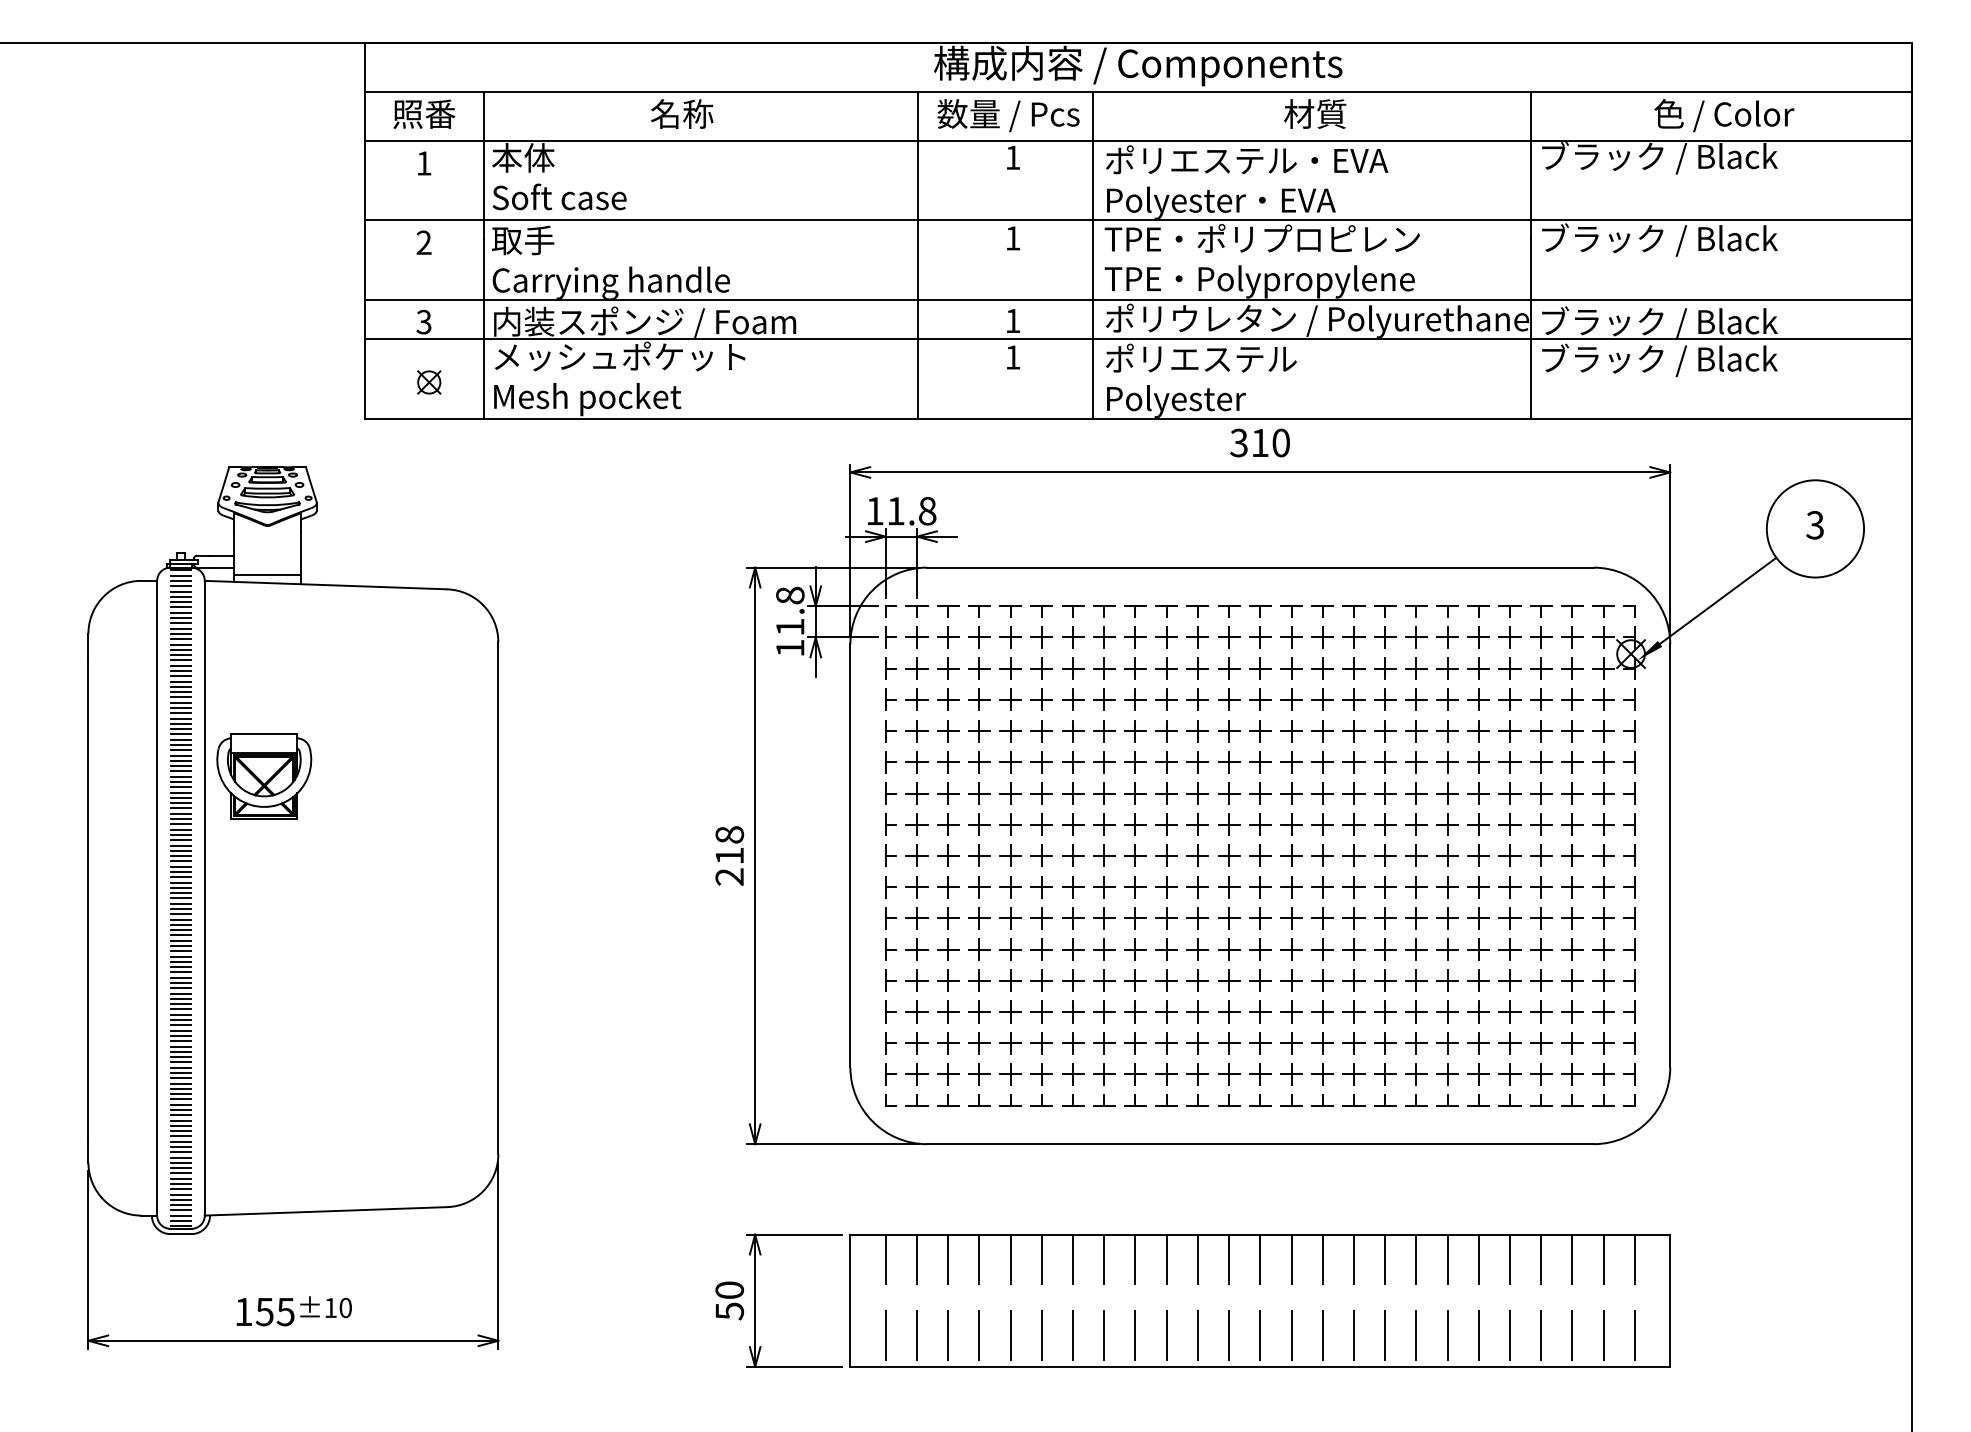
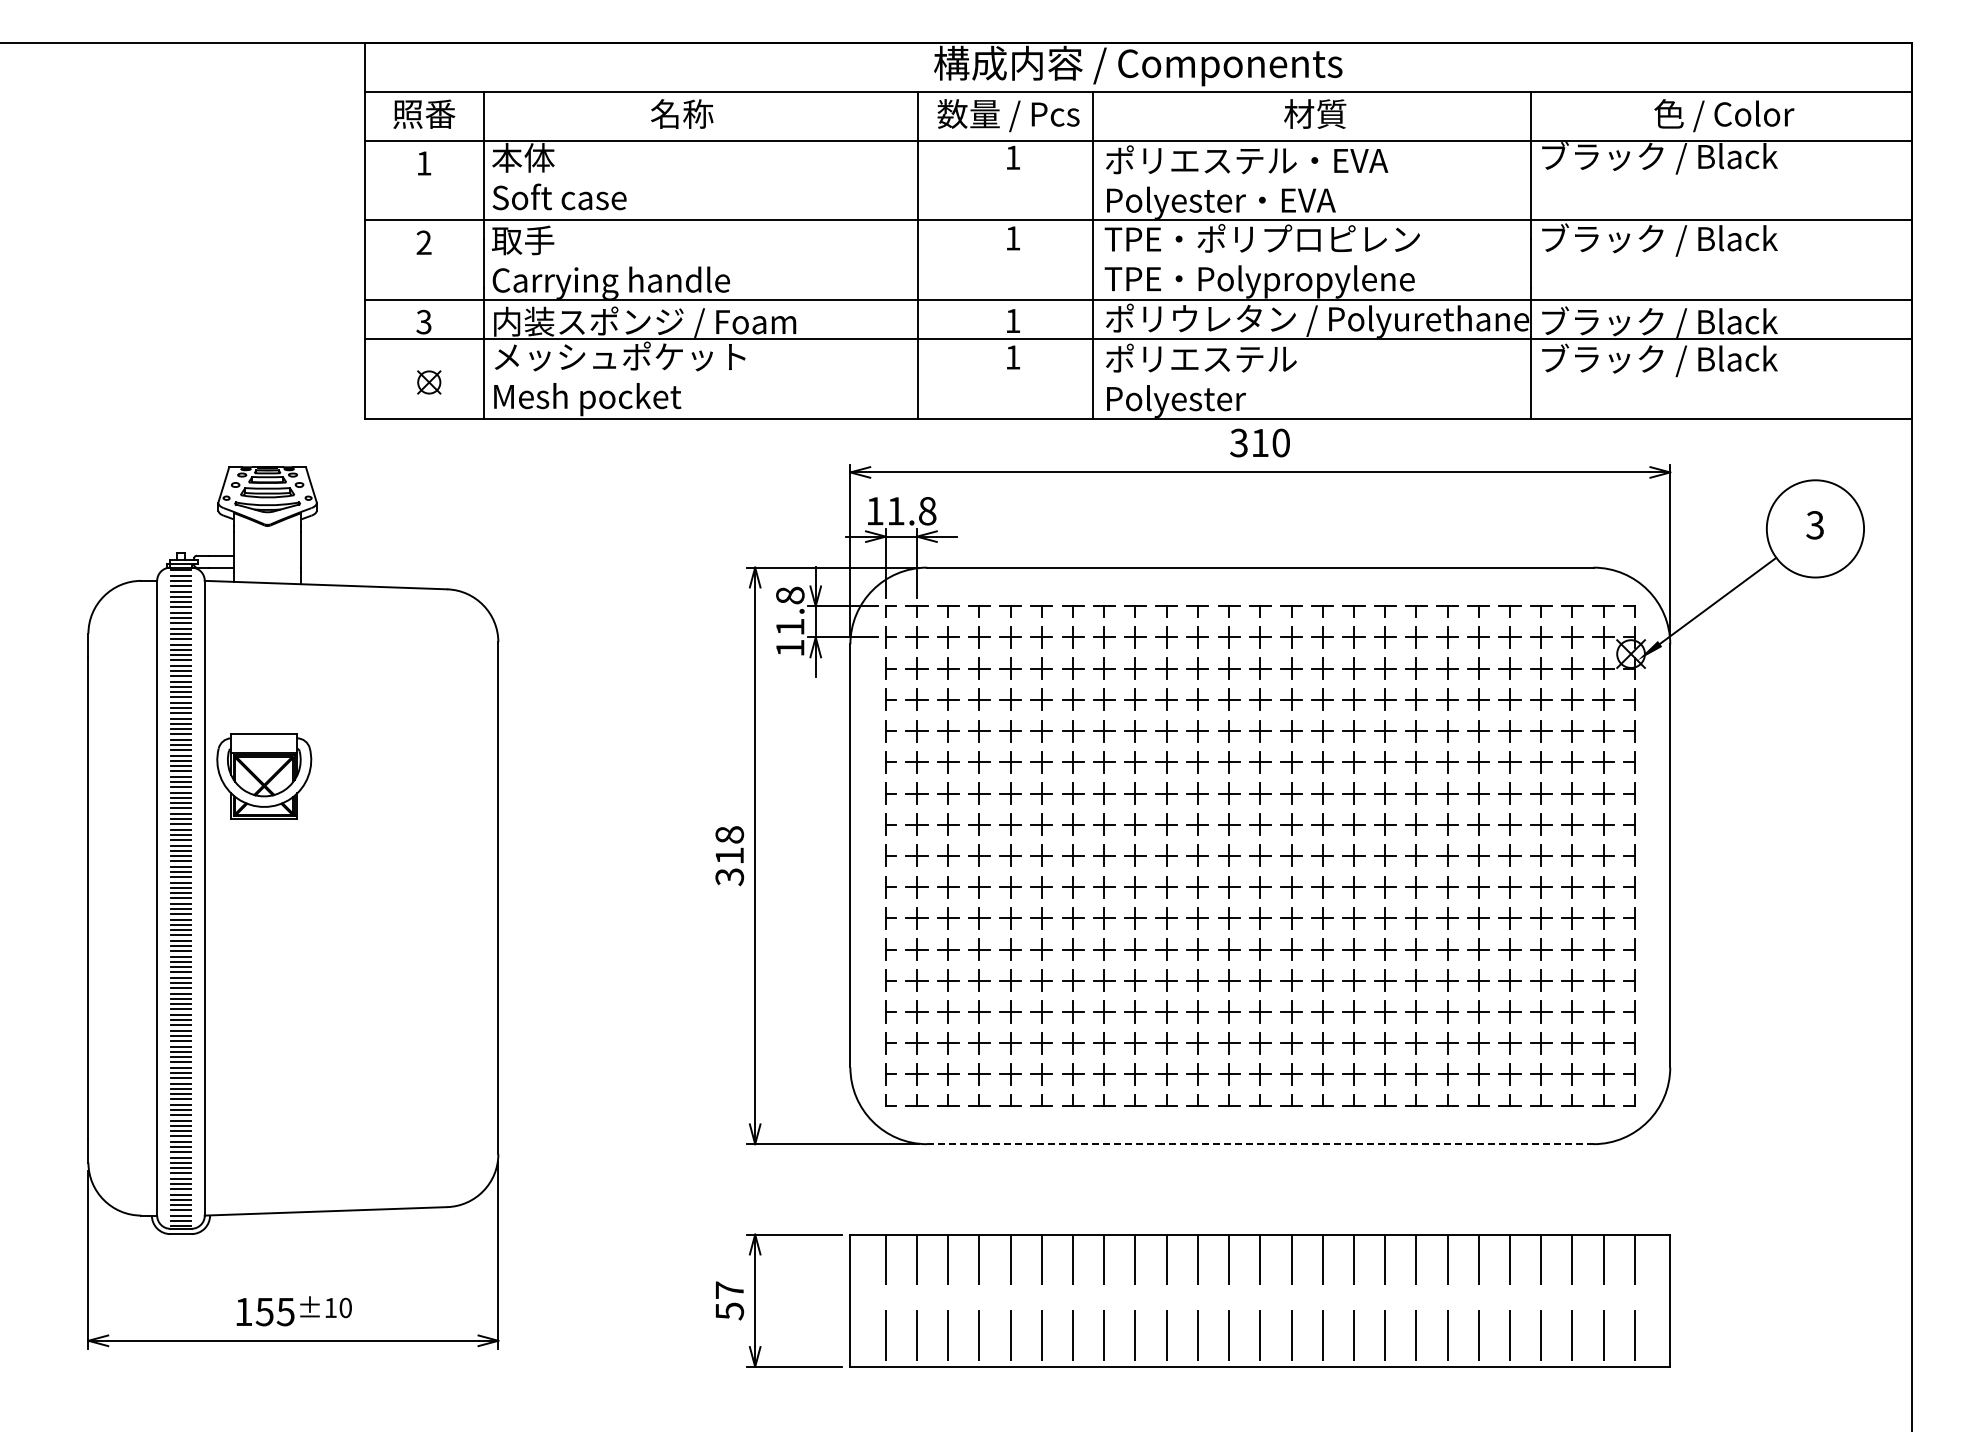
line: present -> none (267, 574)
text: 218 -> 318 (730, 877)
line: solid -> dashed (1259, 1144)
text: 50 -> 57 (729, 1289)
